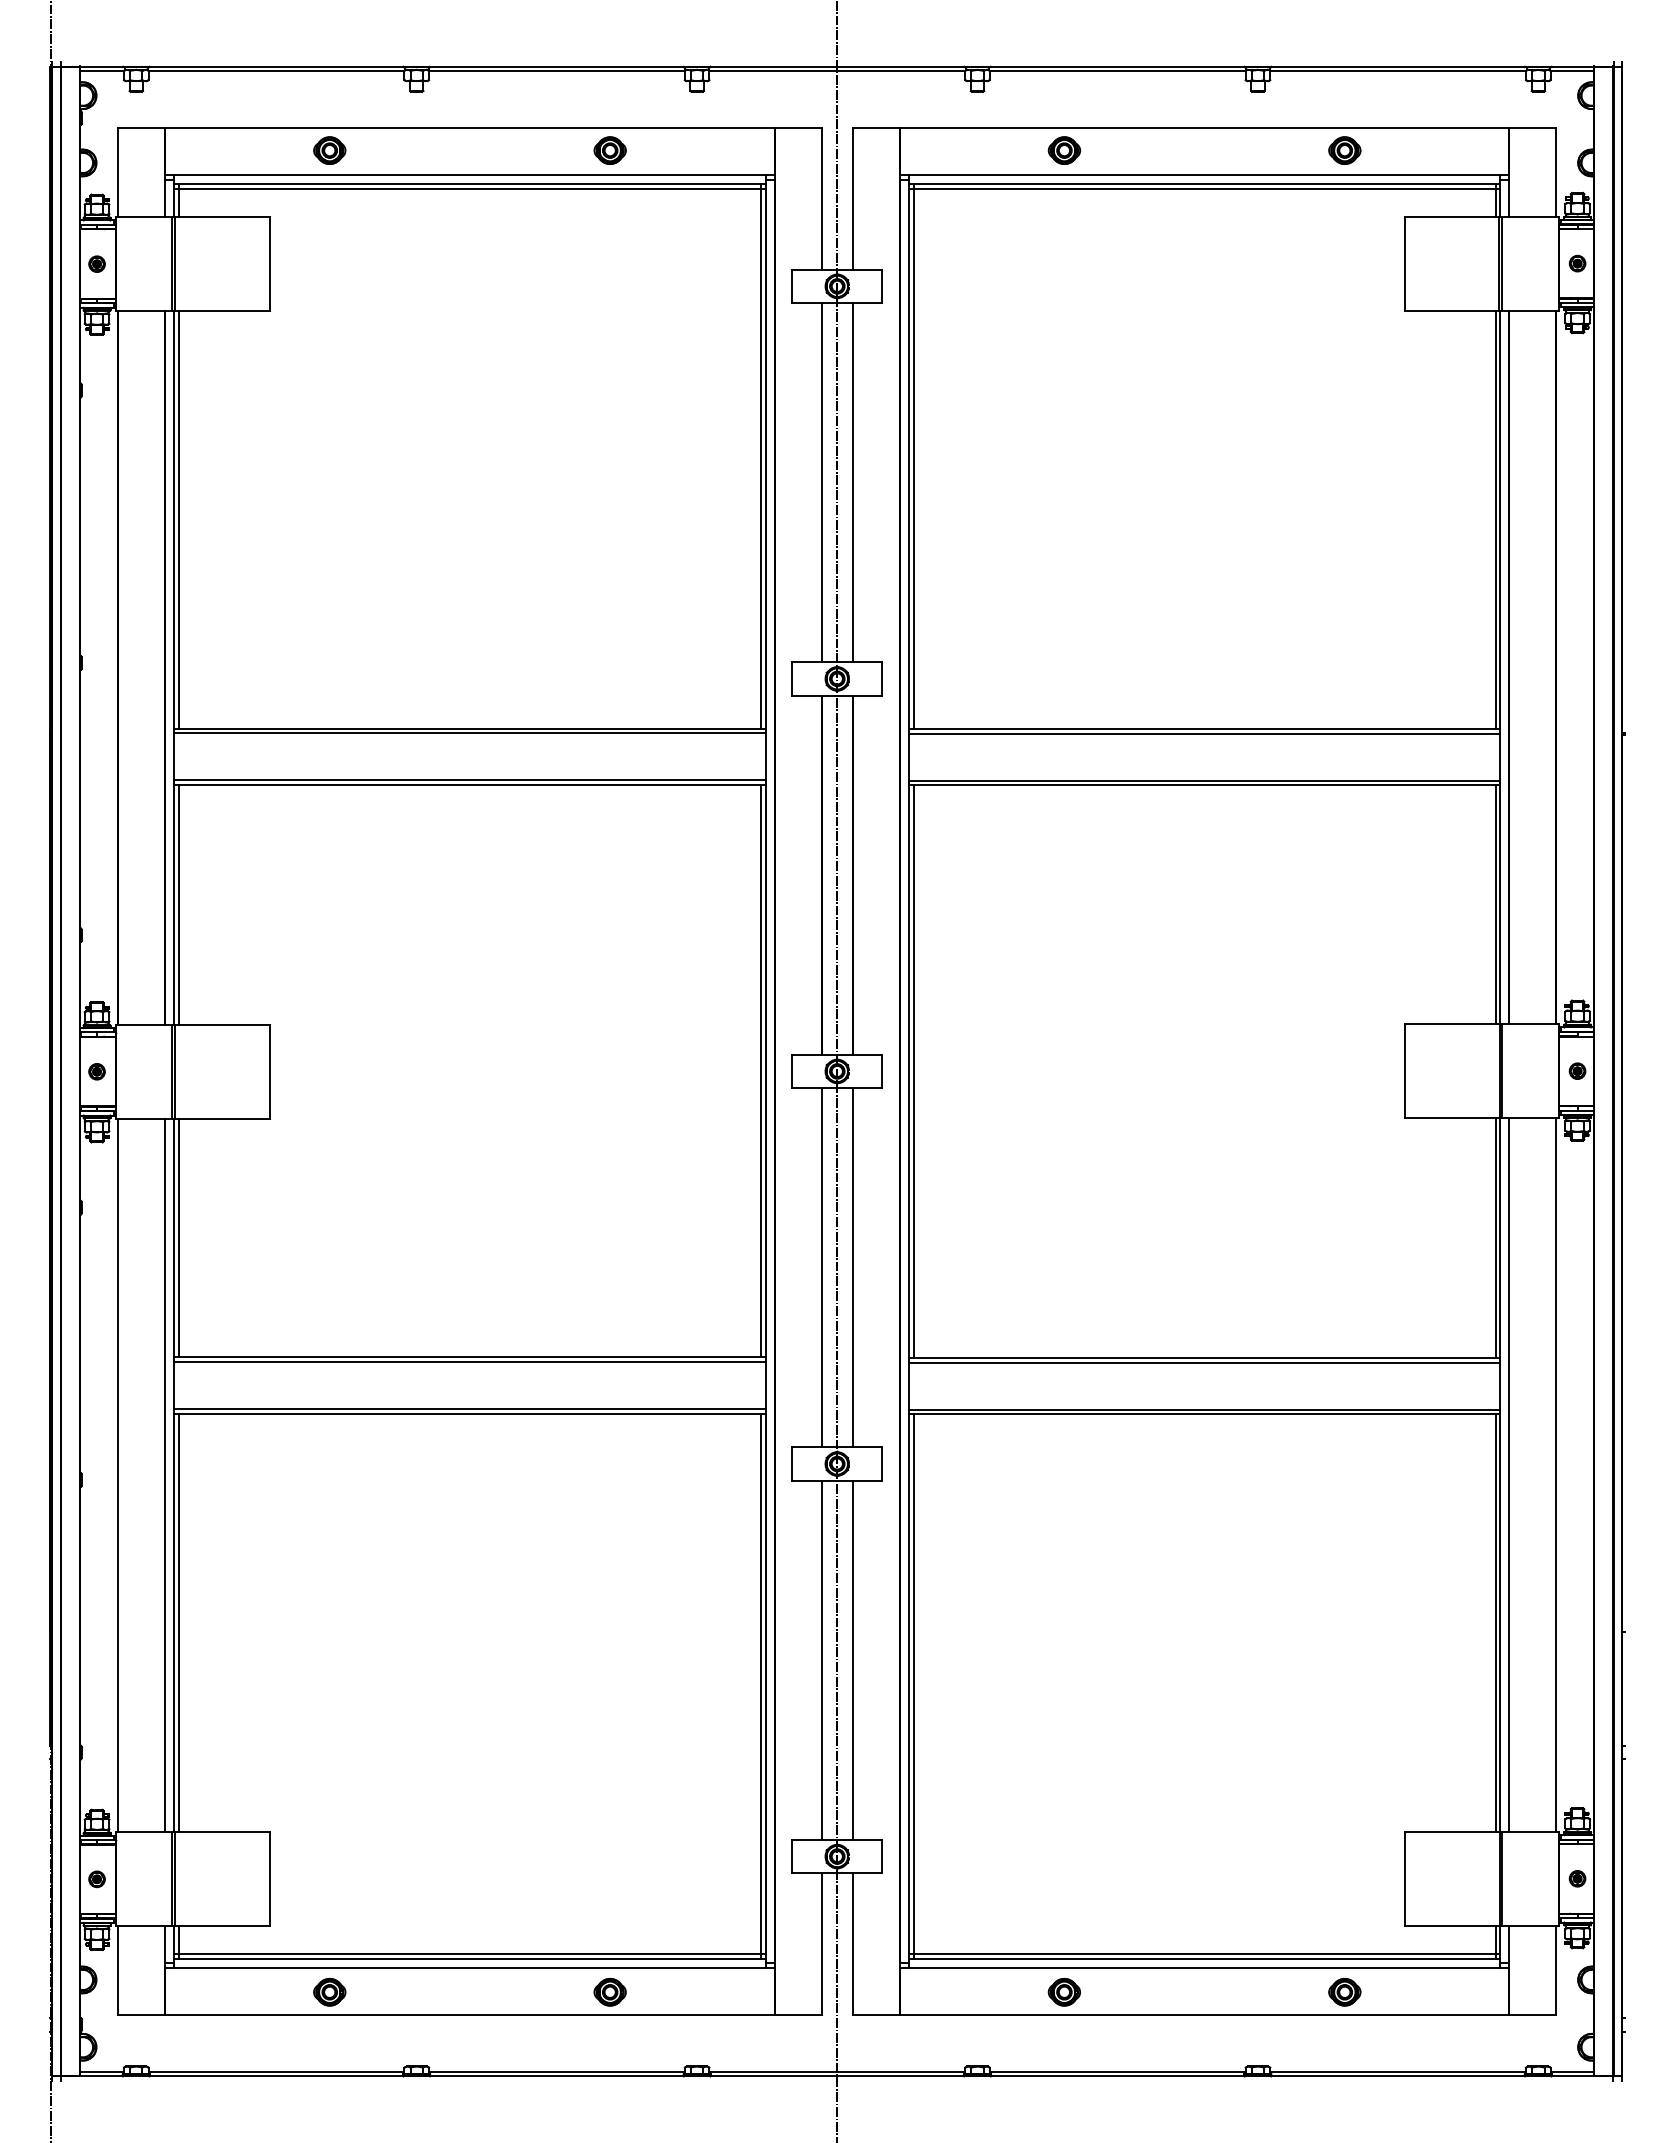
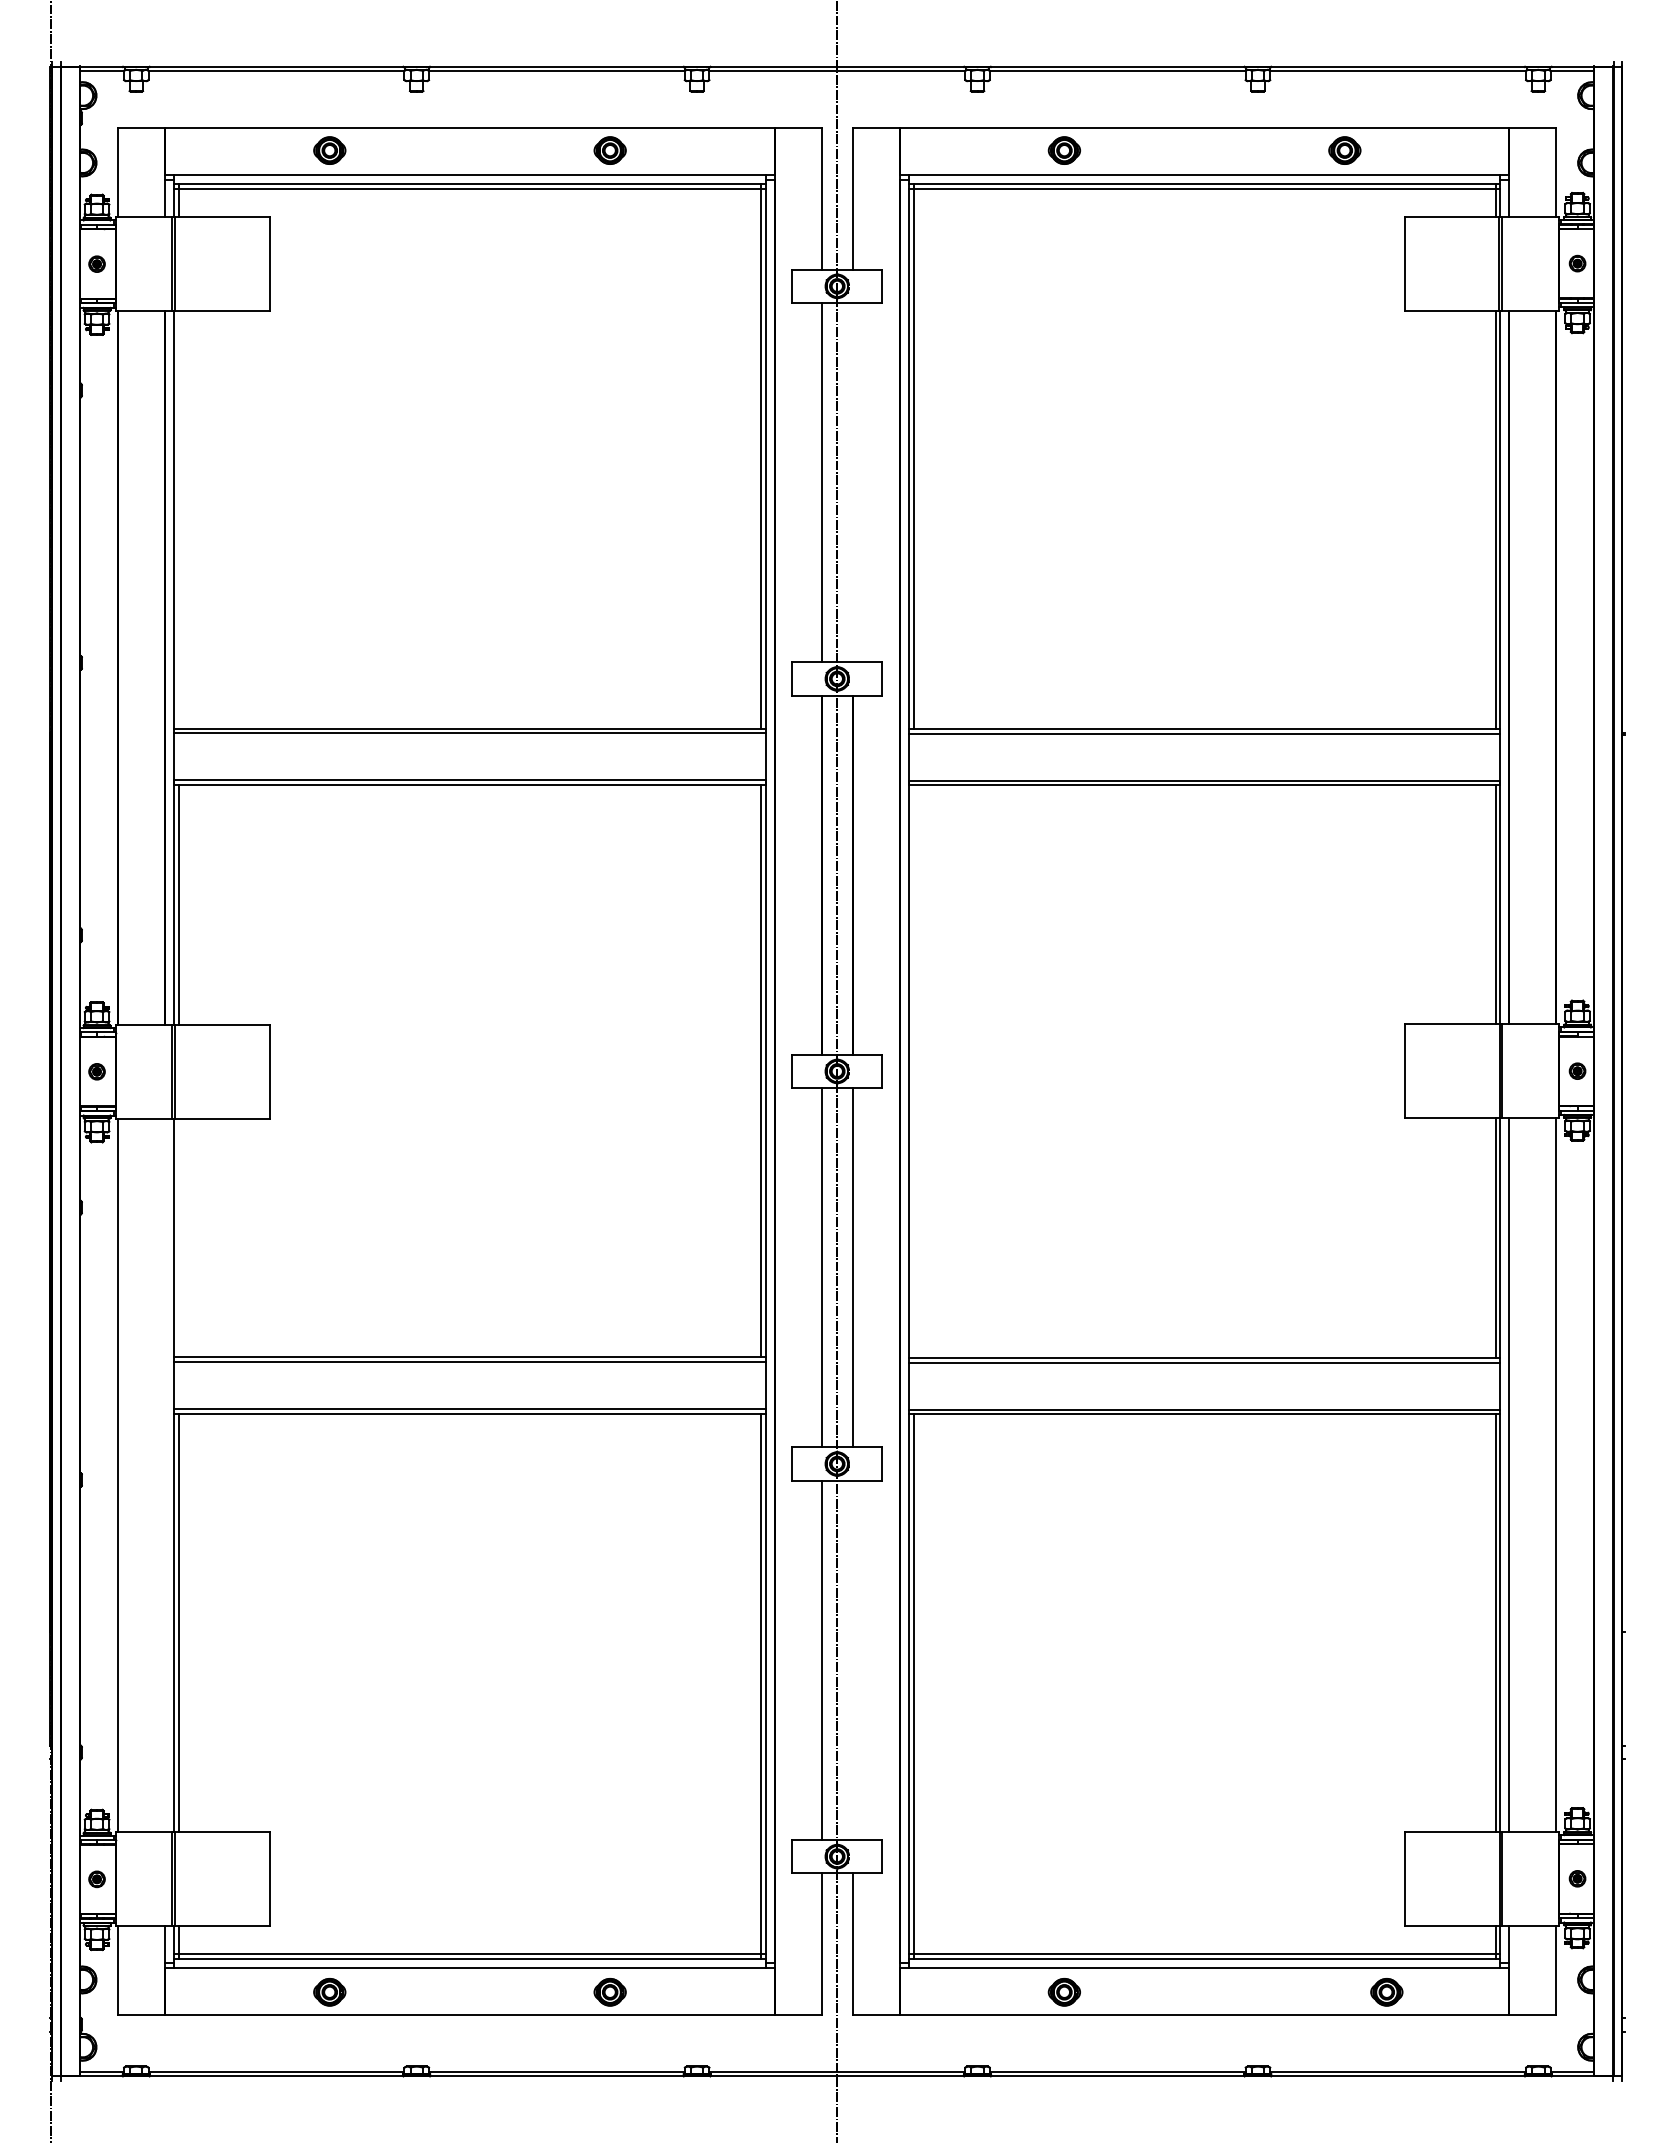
line: present -> none (853, 482)
line: present -> none (178, 519)
line: present -> none (913, 1071)
line: present -> none (178, 1237)
line: present -> none (165, 1475)
line: present -> none (853, 1659)
part position: (1344, 1992) -> (1386, 1992) (1386, 1992)
